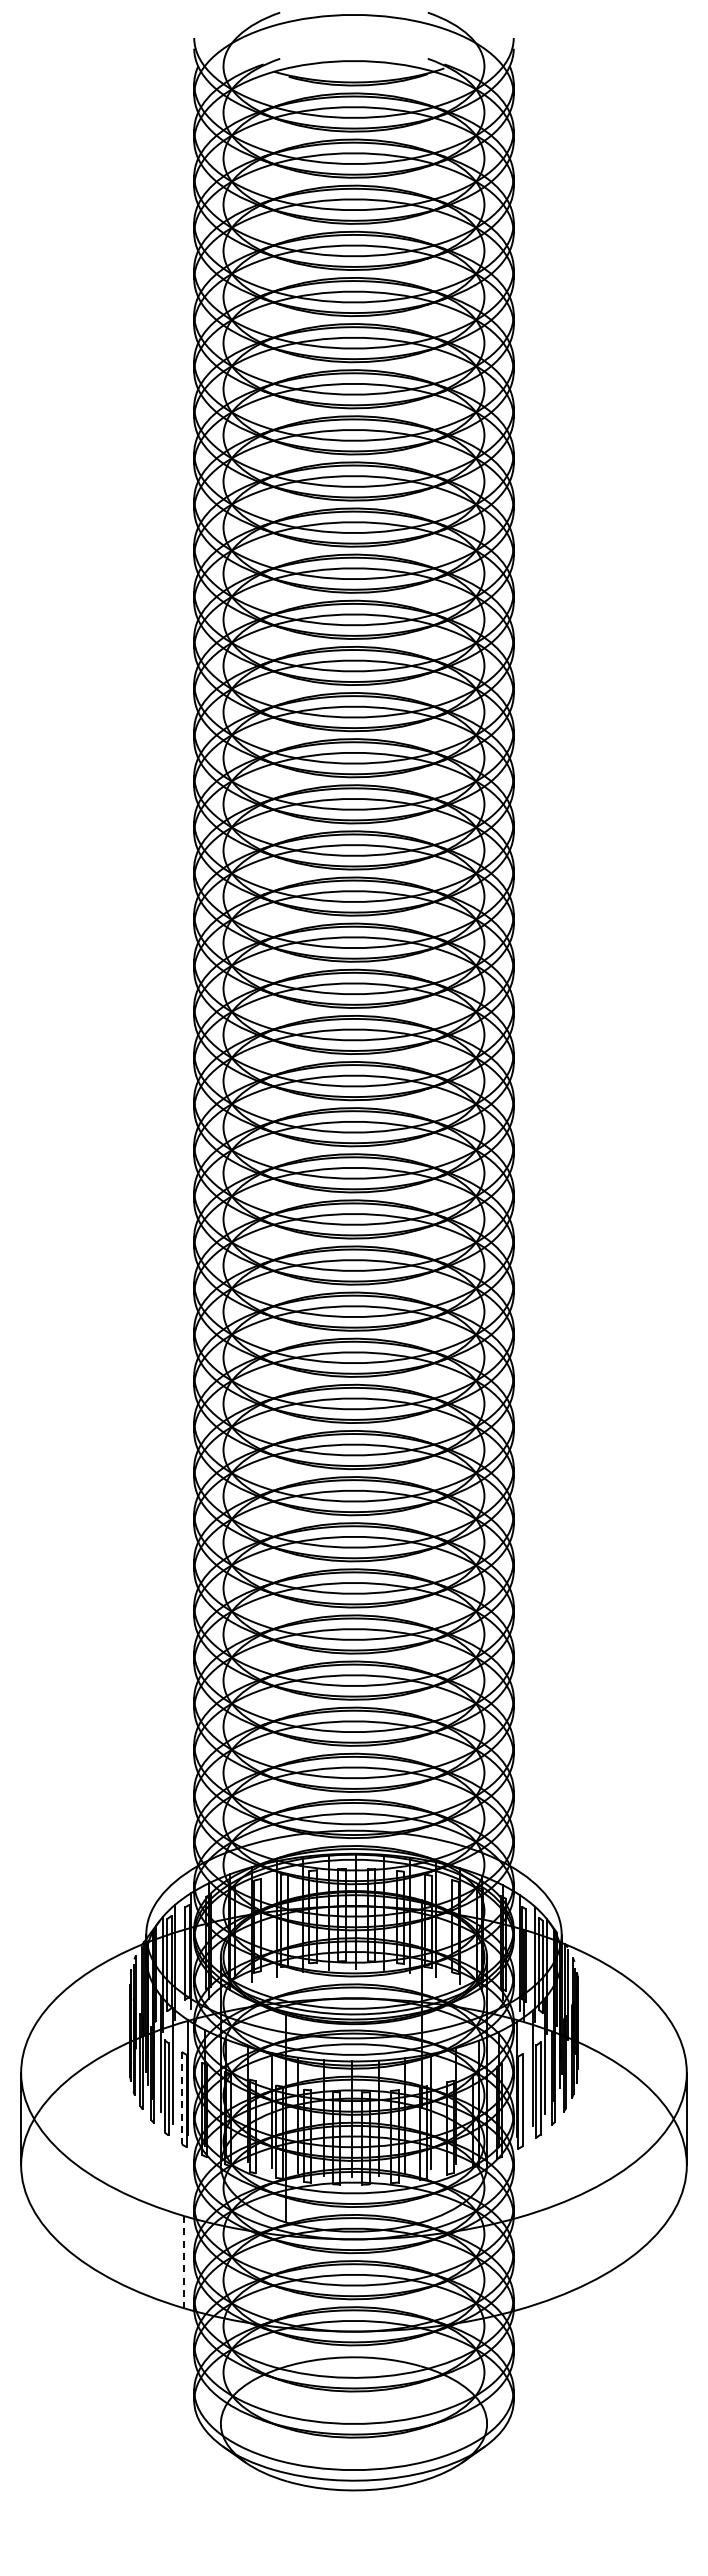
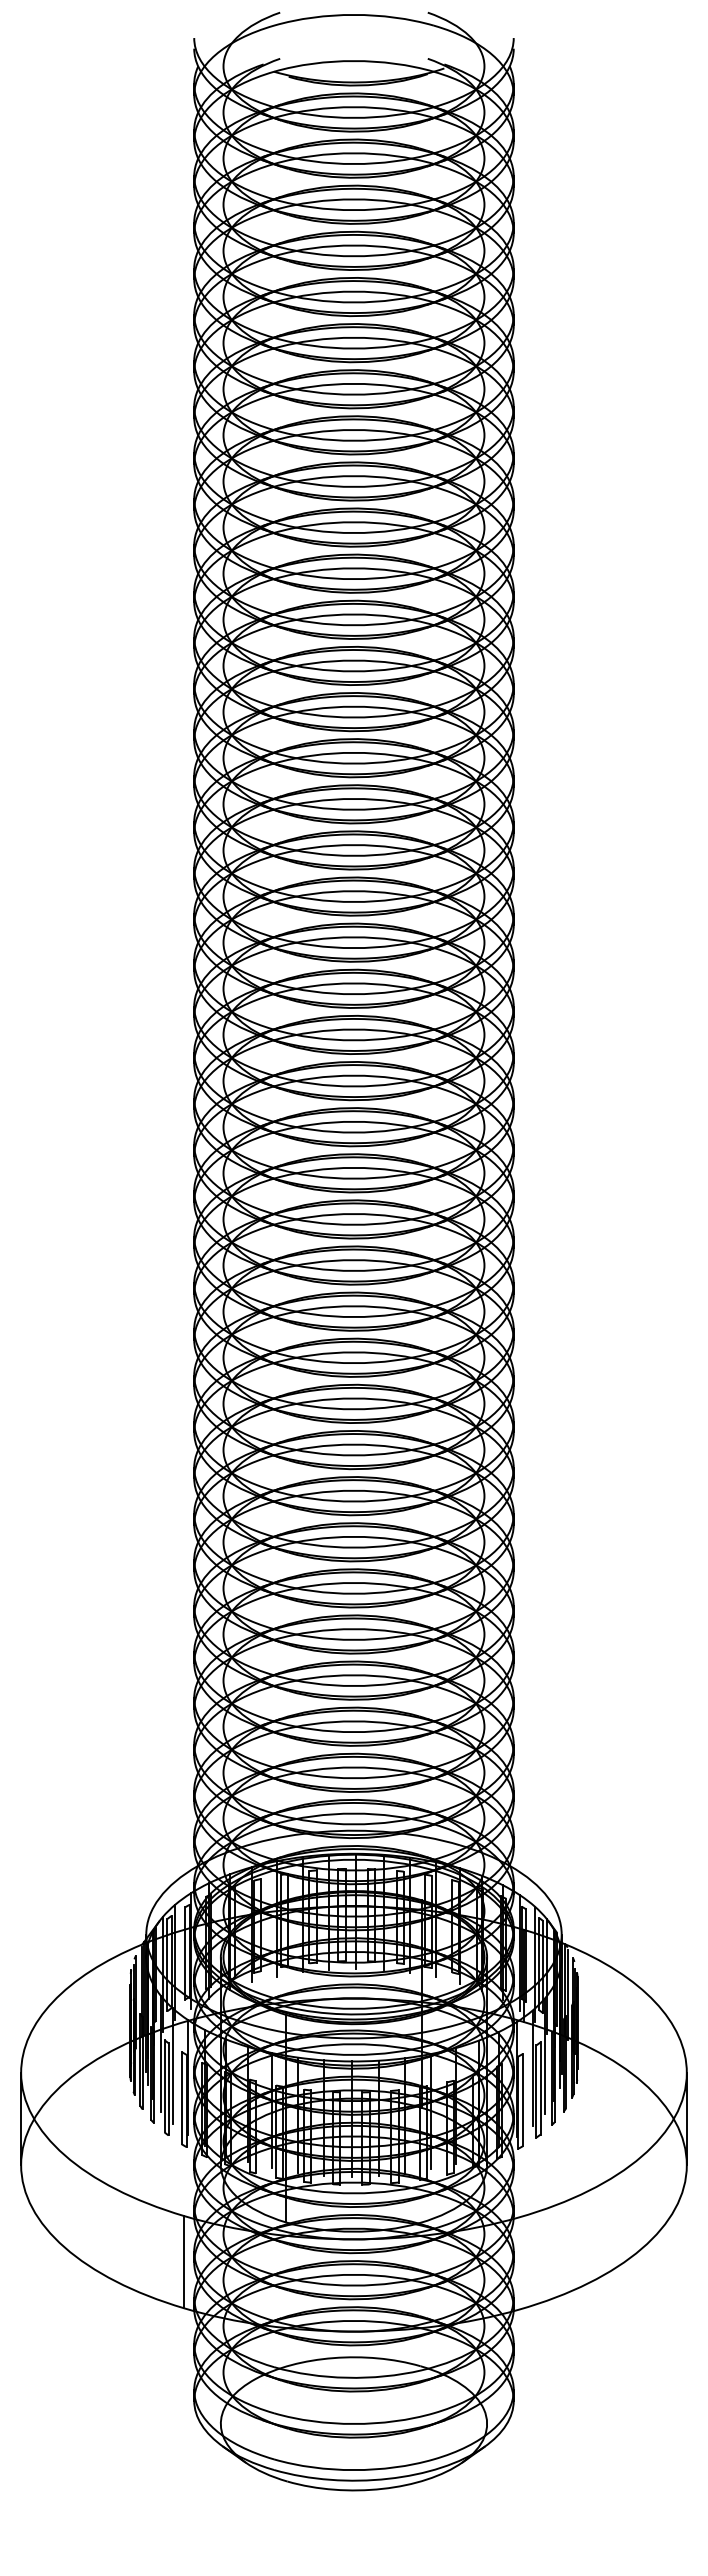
line: dashed -> solid (181, 2098)
line: dashed -> solid (184, 2262)
